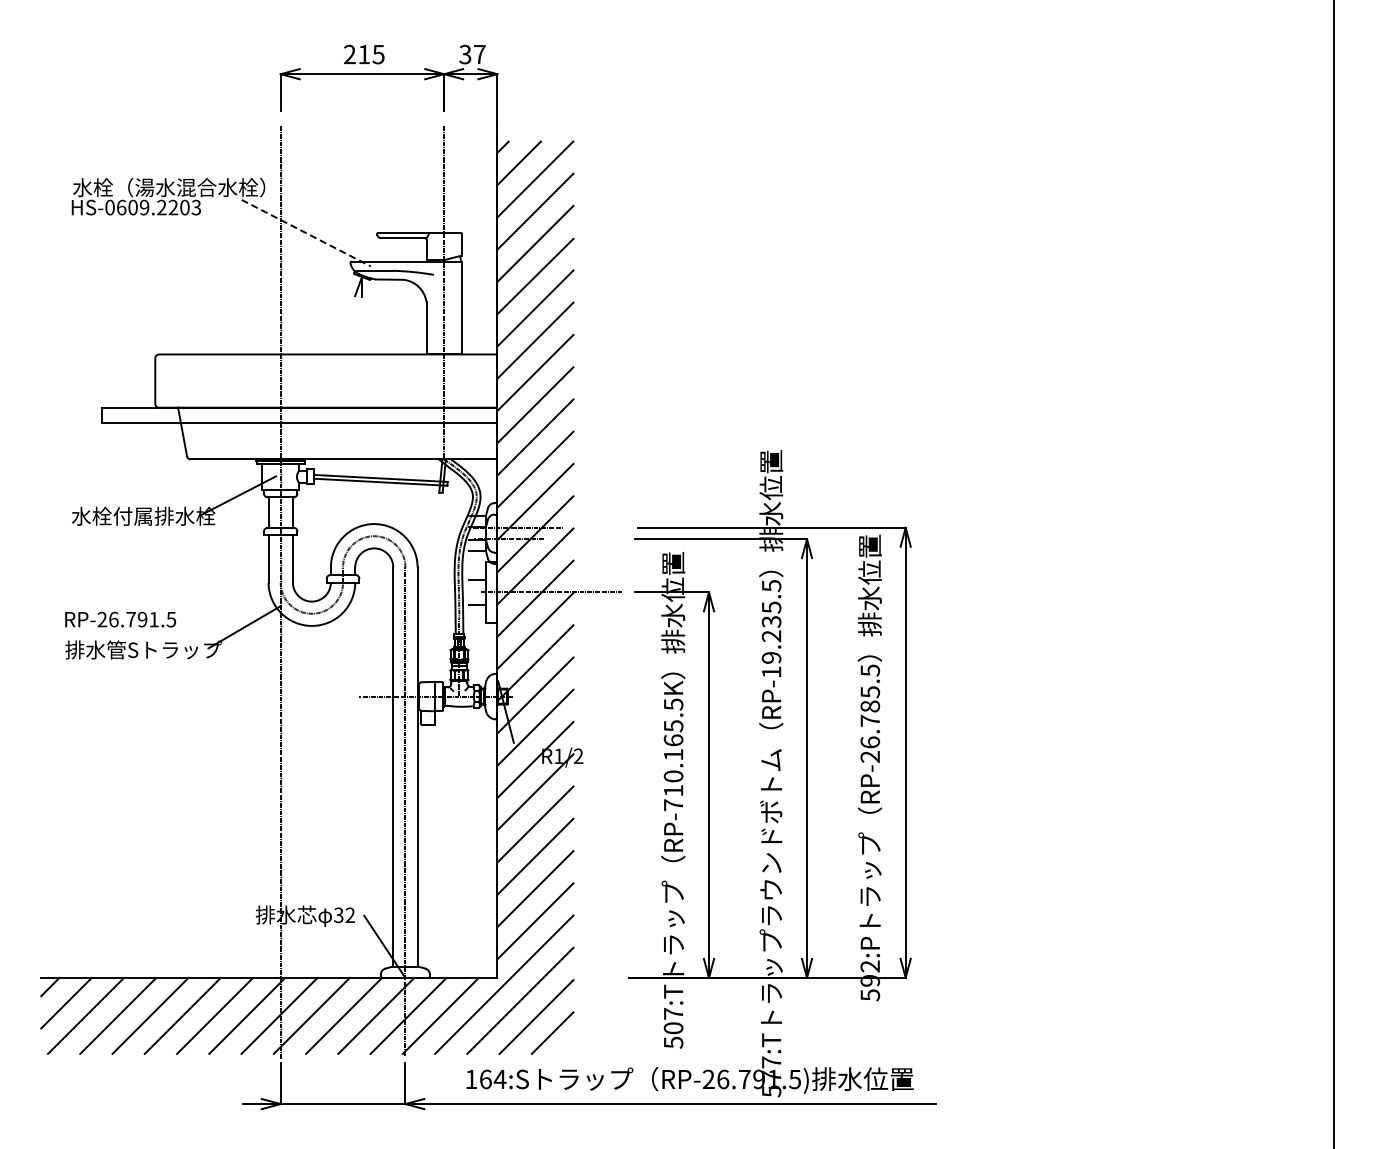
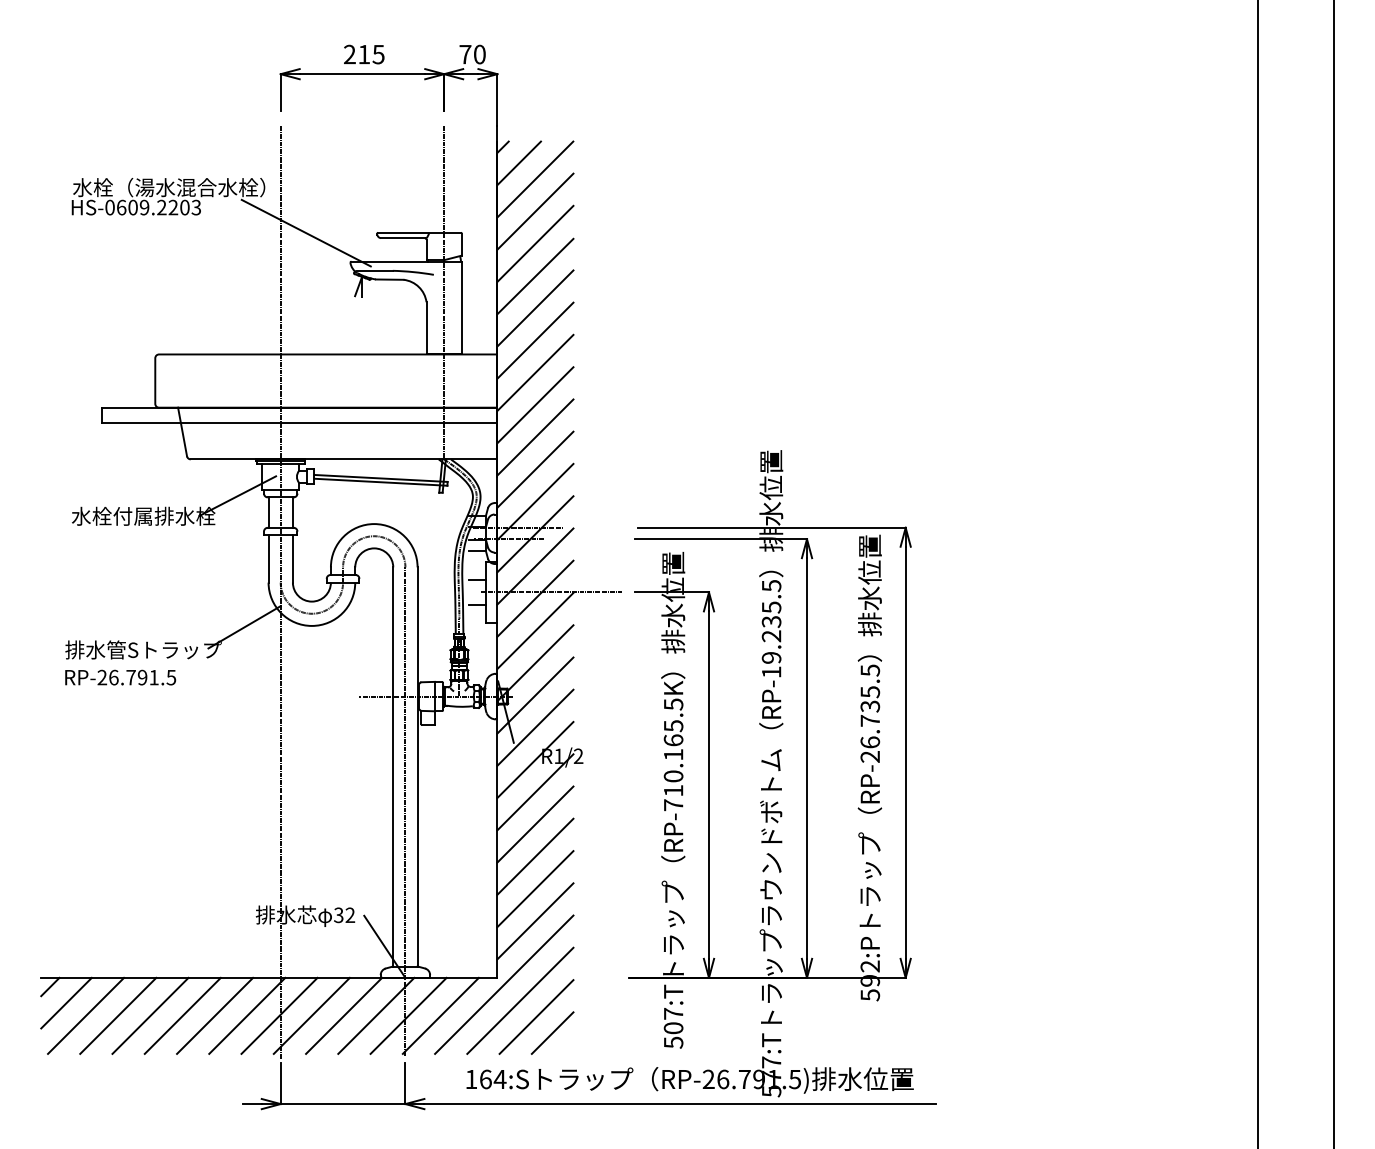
text: 37 -> 70 (472, 54)
line: dashed -> solid (306, 233)
line: none -> present (1257, 573)
text position: (120, 619) -> (120, 677) (120, 677)
text: RP-26.785.5 -> RP-26.735.5 (869, 706)
